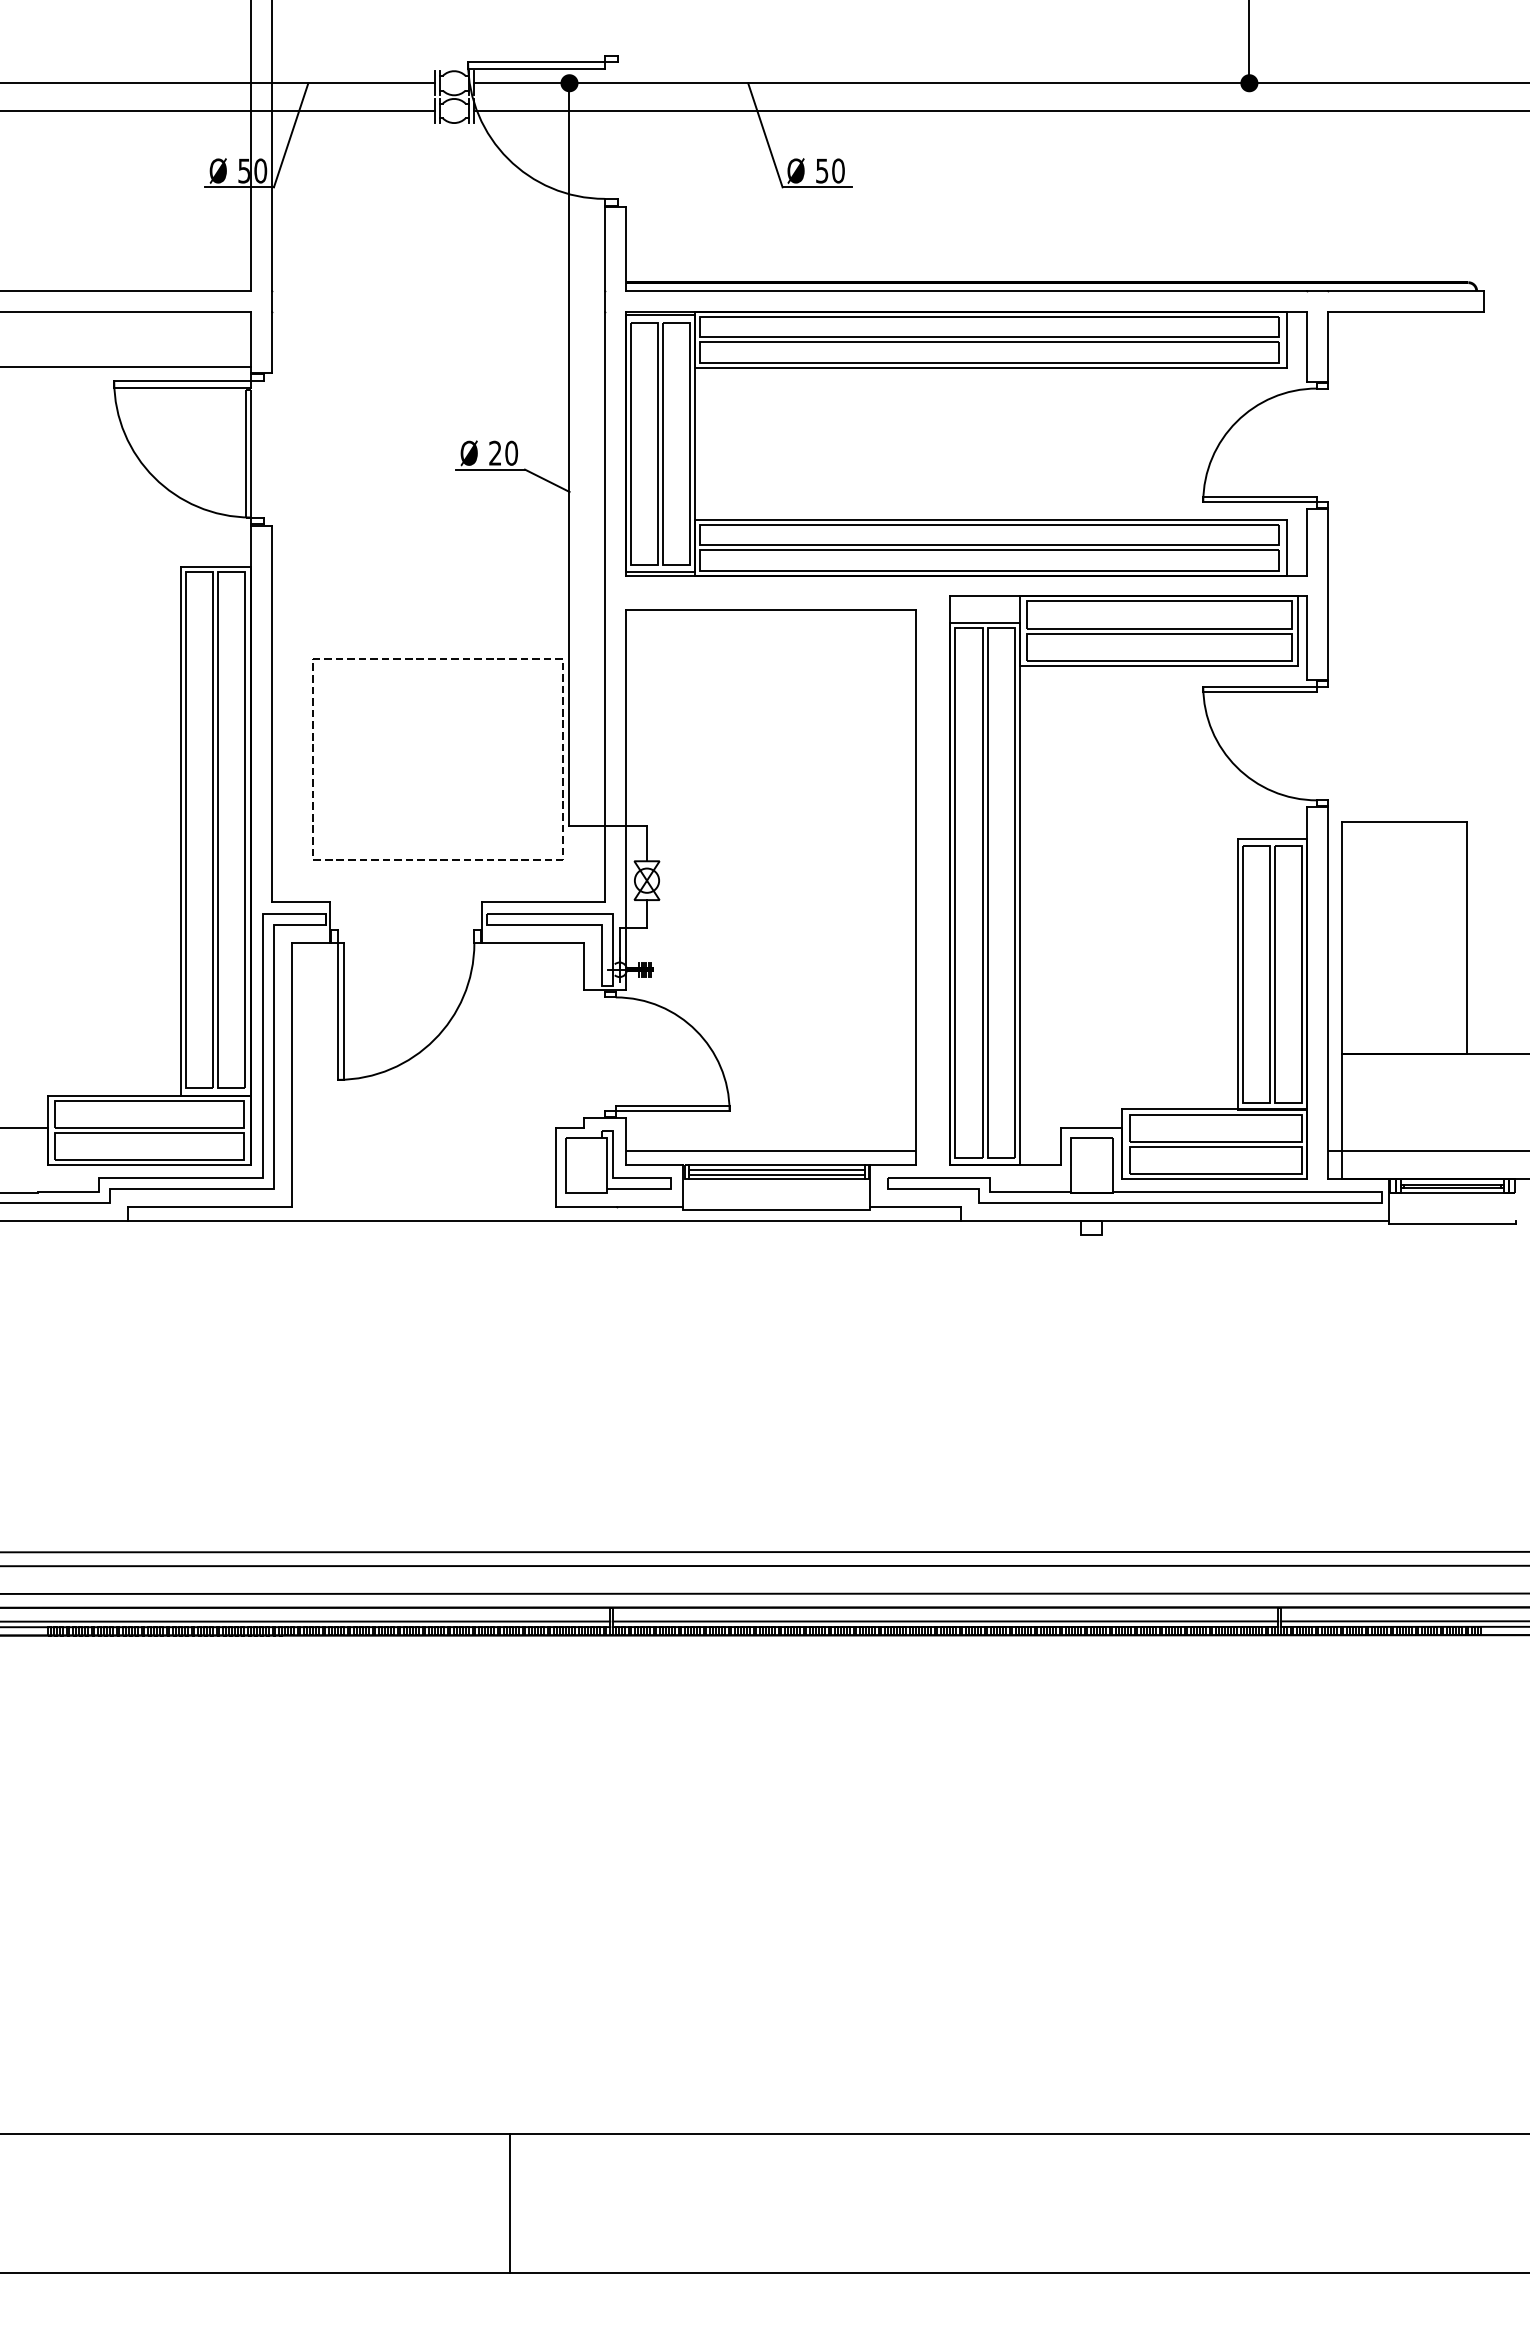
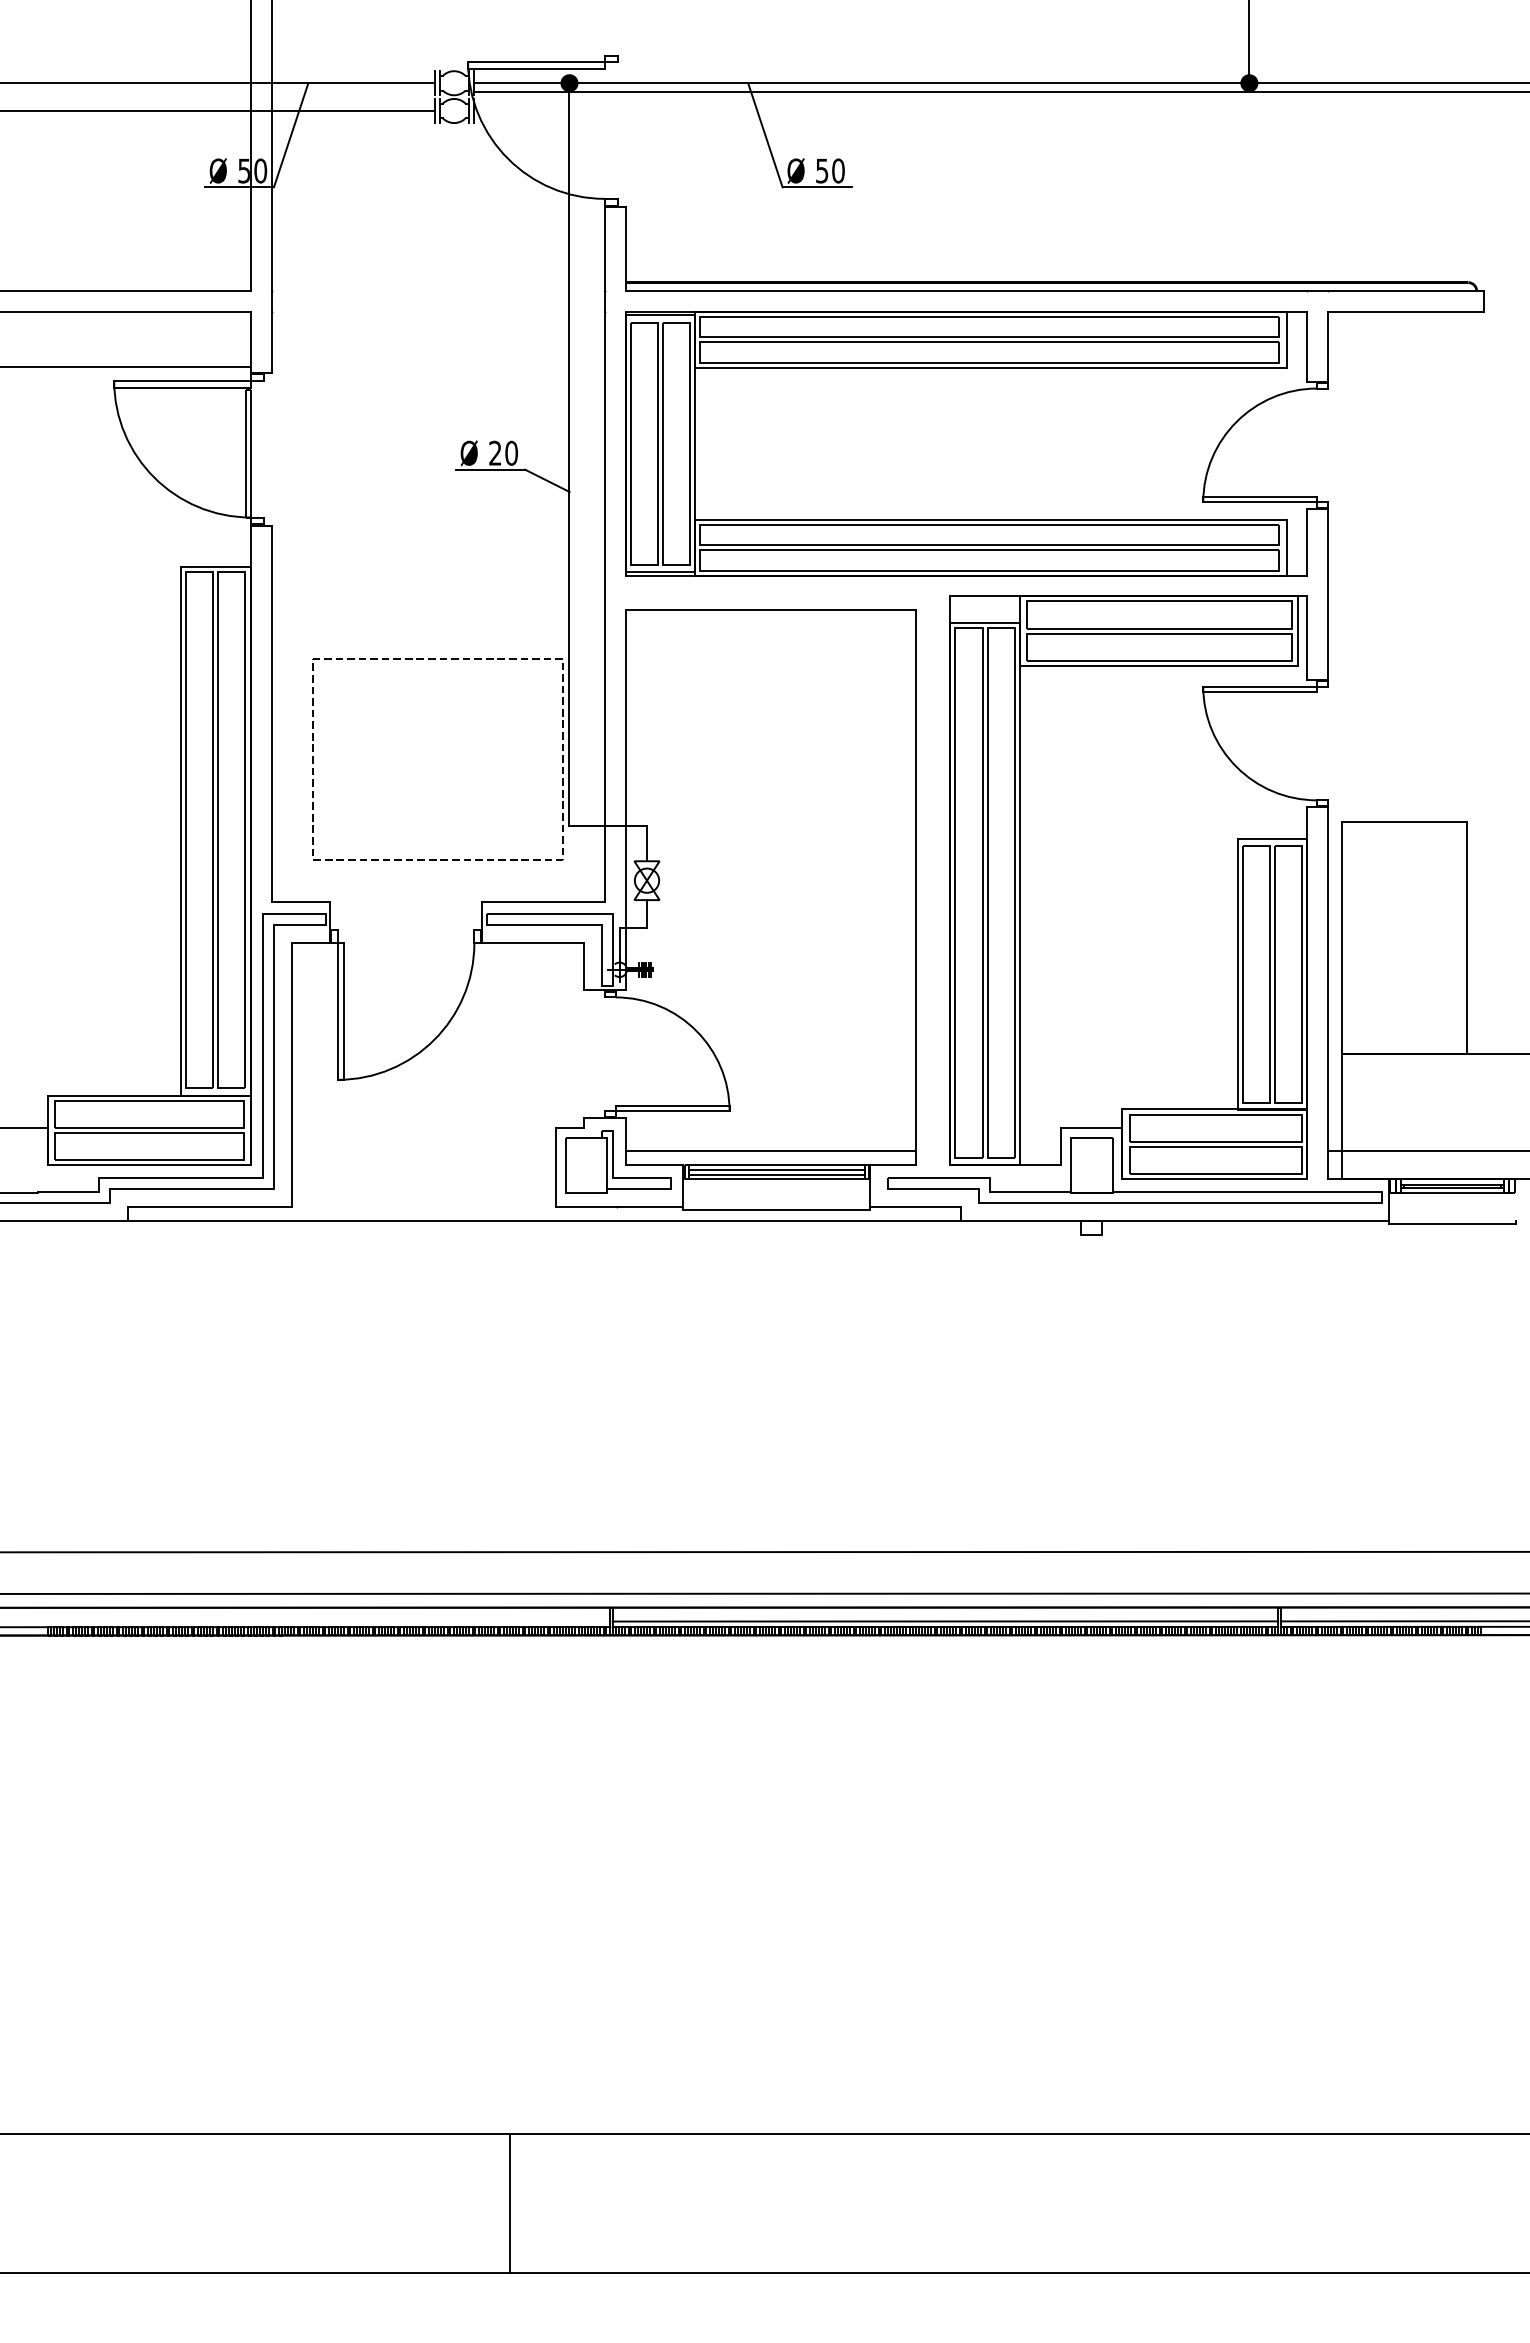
line position: (999, 111) -> (999, 92) (999, 92)
line: present -> none (764, 1565)
line: present -> none (305, 1621)
